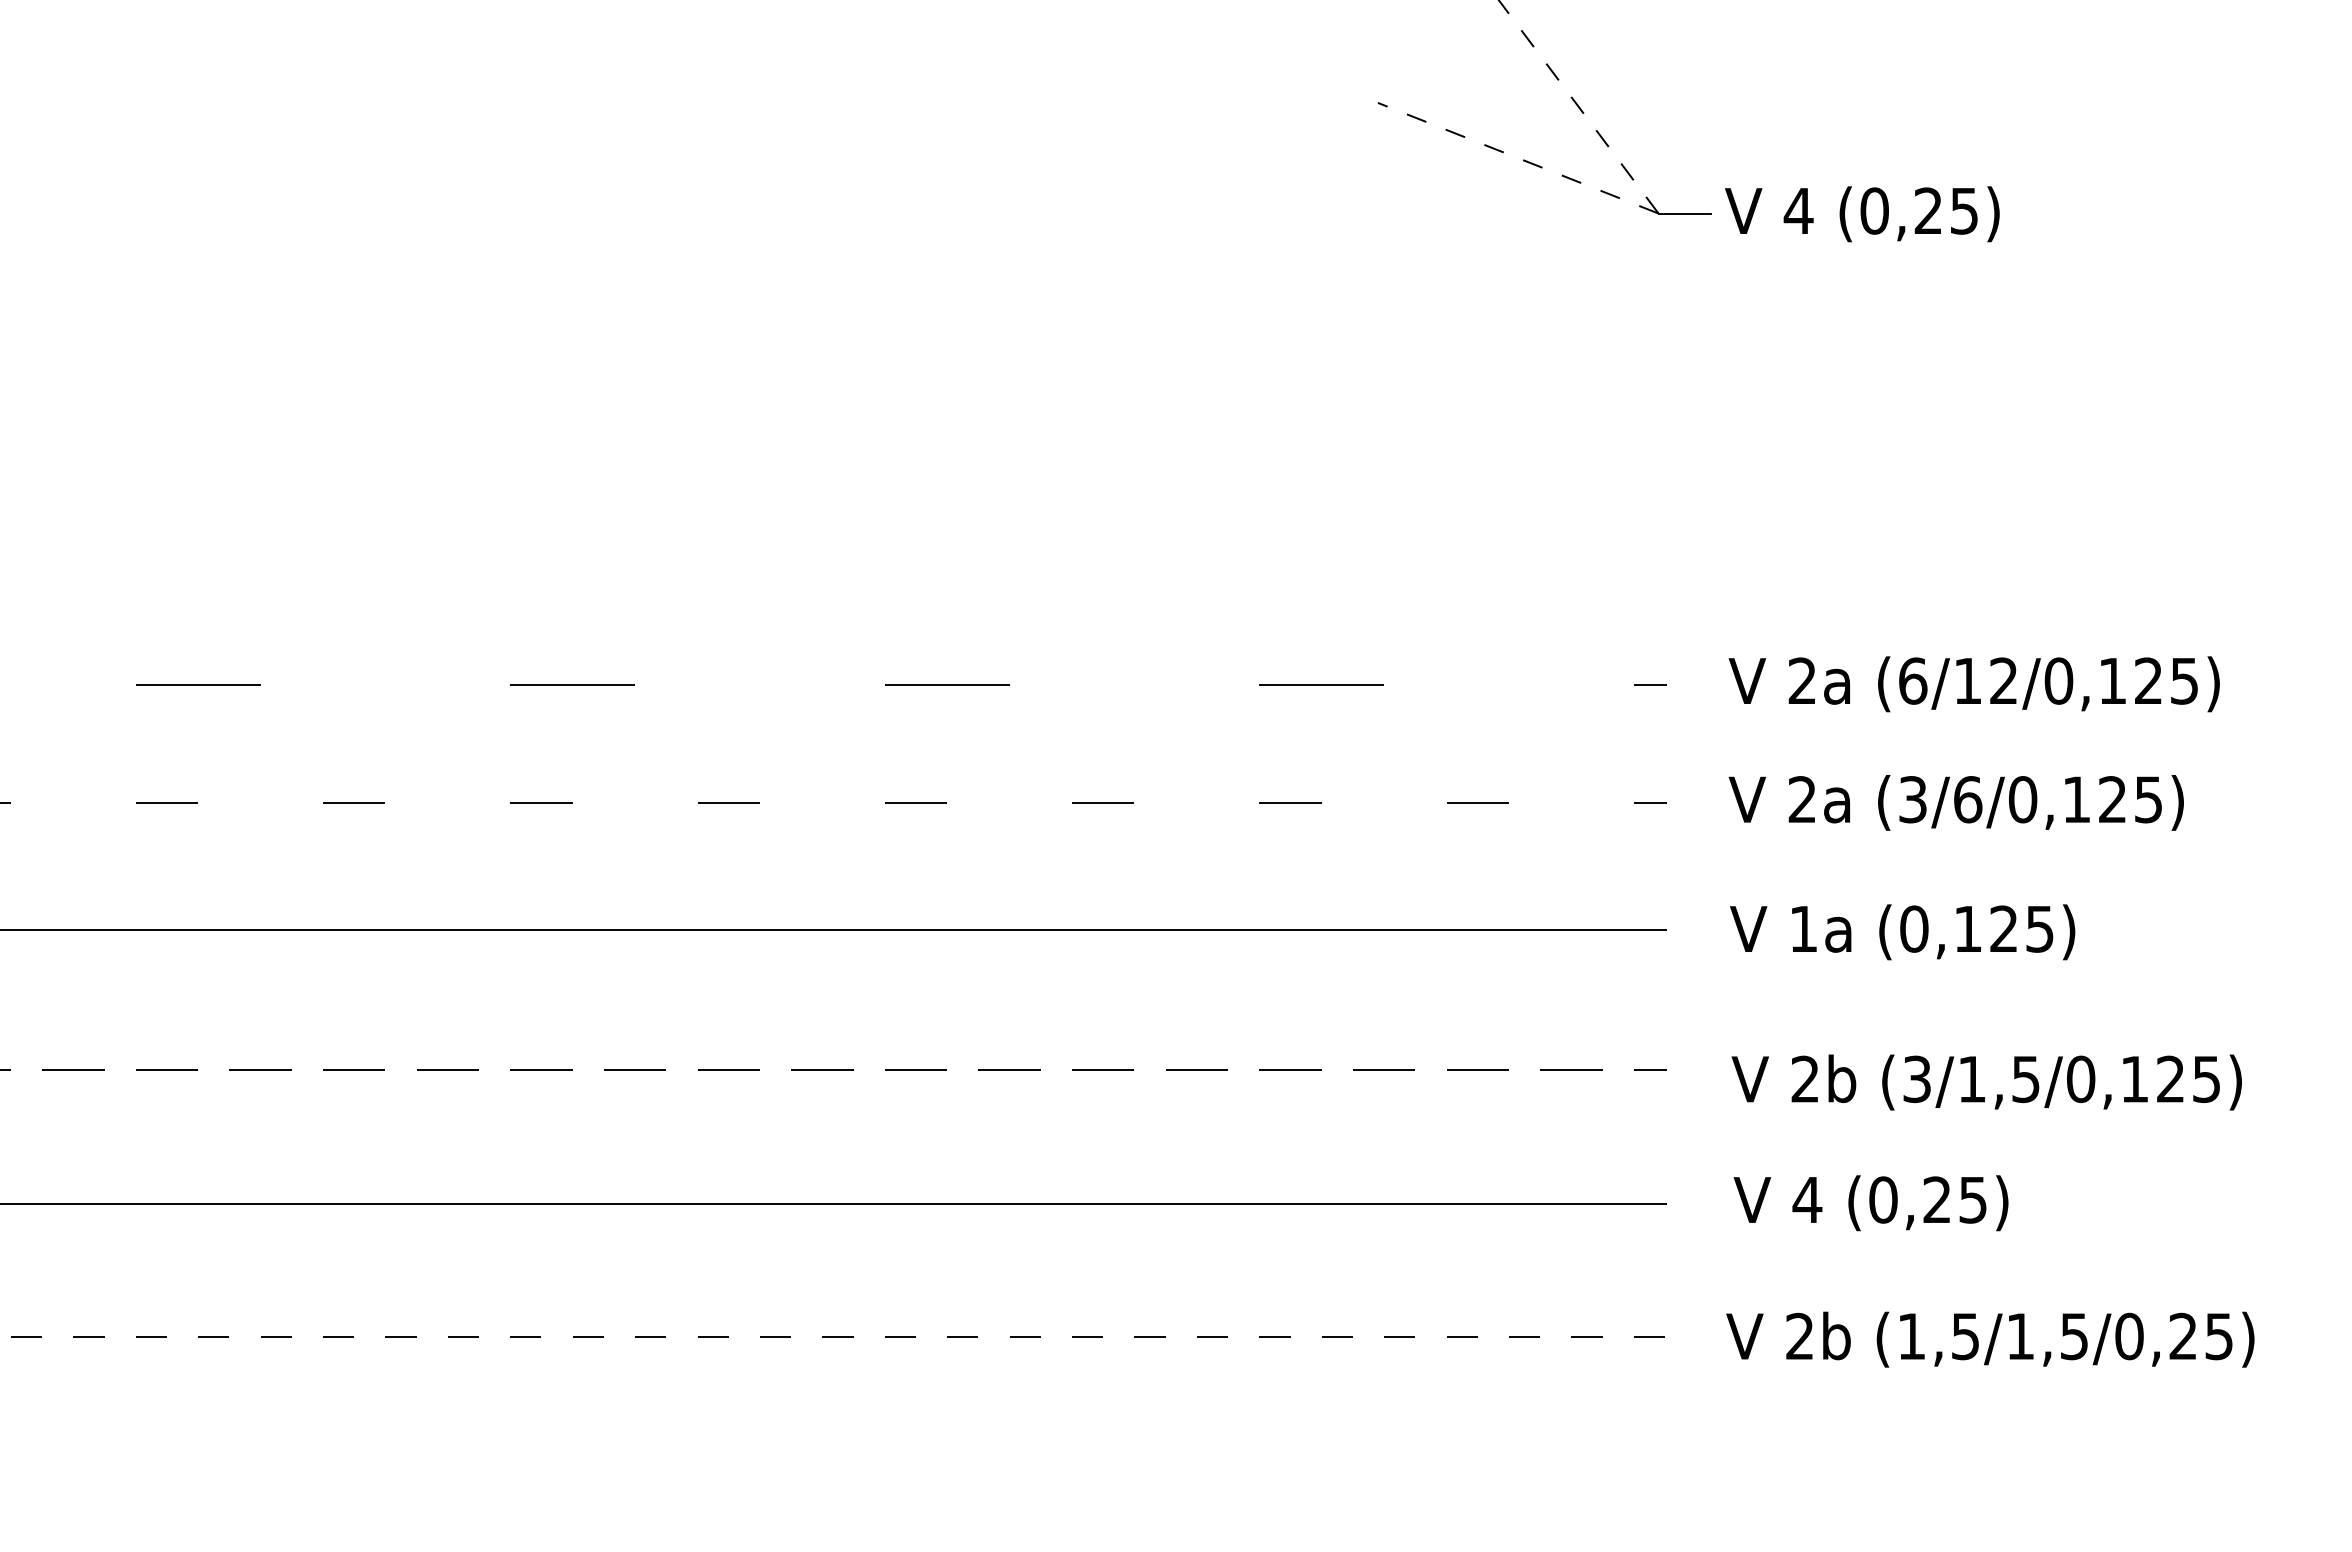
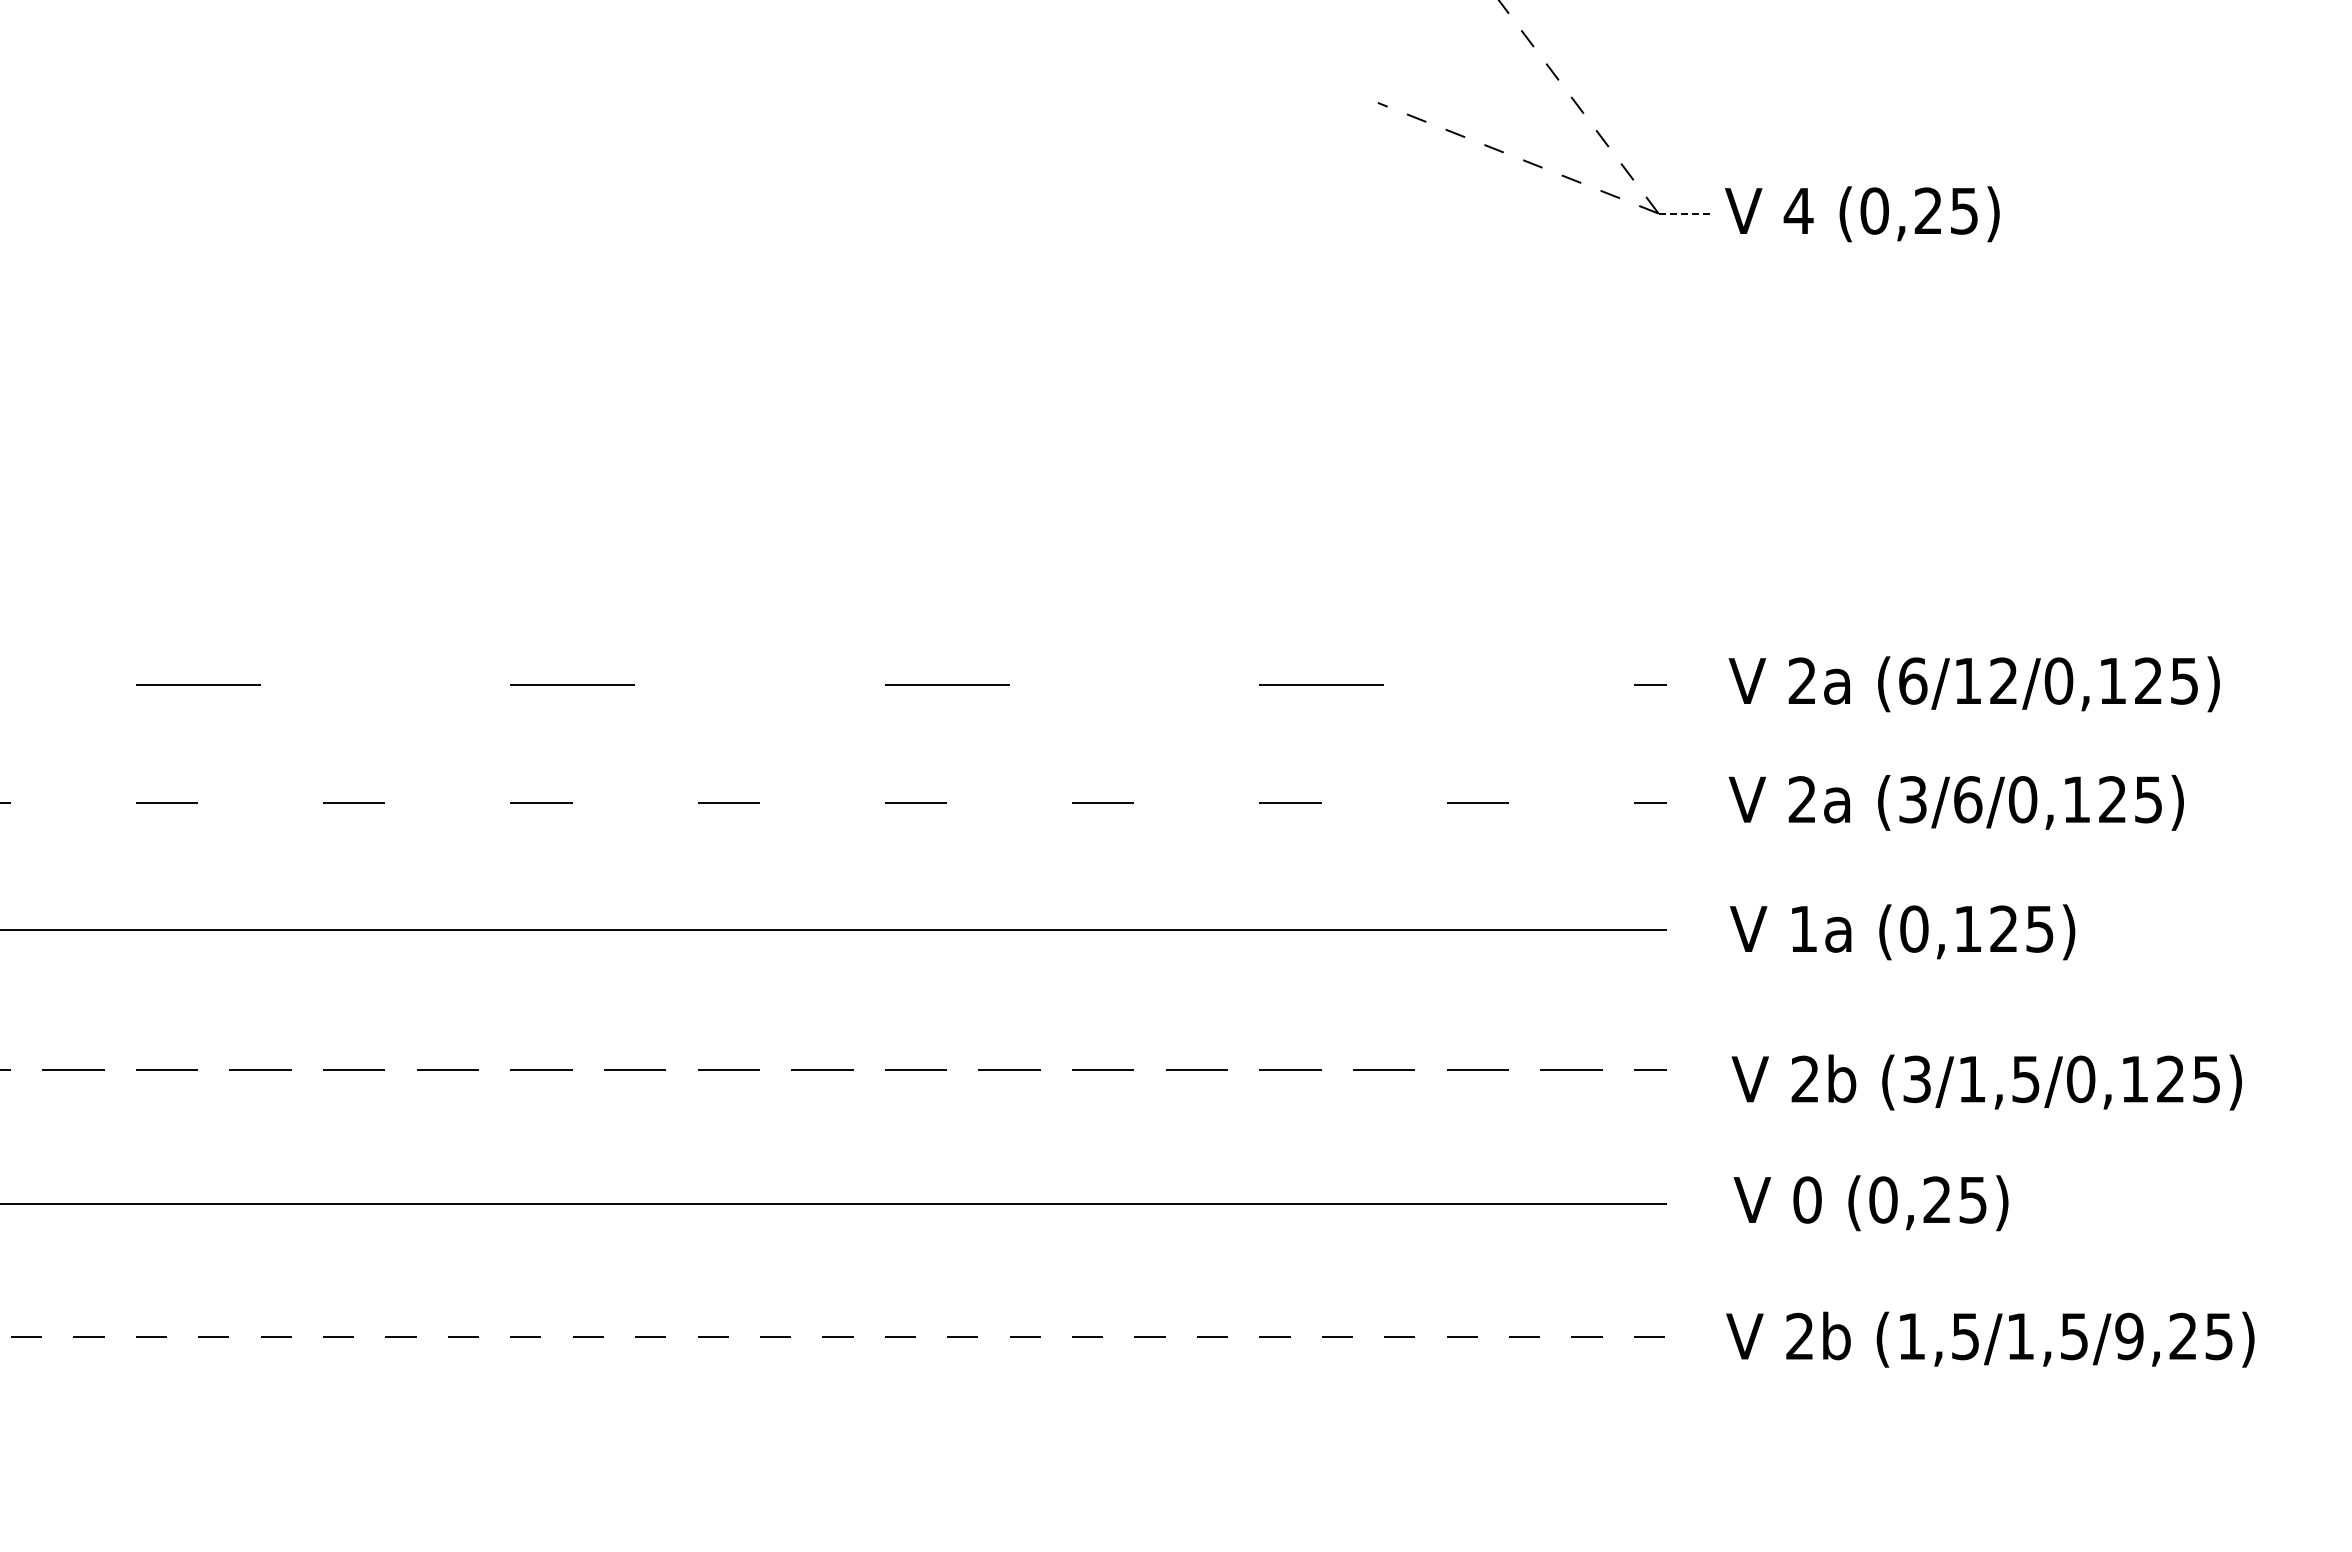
line: solid -> dashed (1685, 213)
text: 4 -> 0 (1807, 1199)
text: (1,5/1,5/0,25) -> (1,5/1,5/9,25) (2129, 1336)
